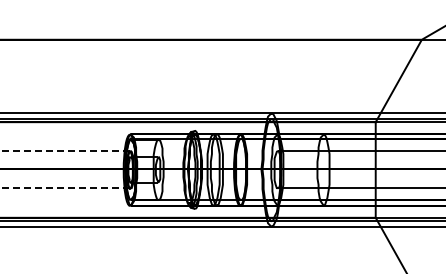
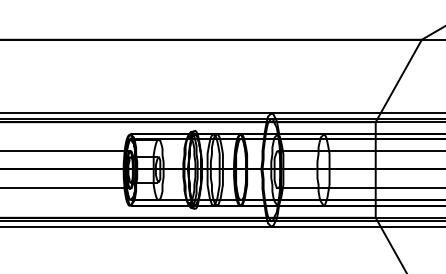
line: dashed -> solid (65, 150)
line: dashed -> solid (65, 188)
